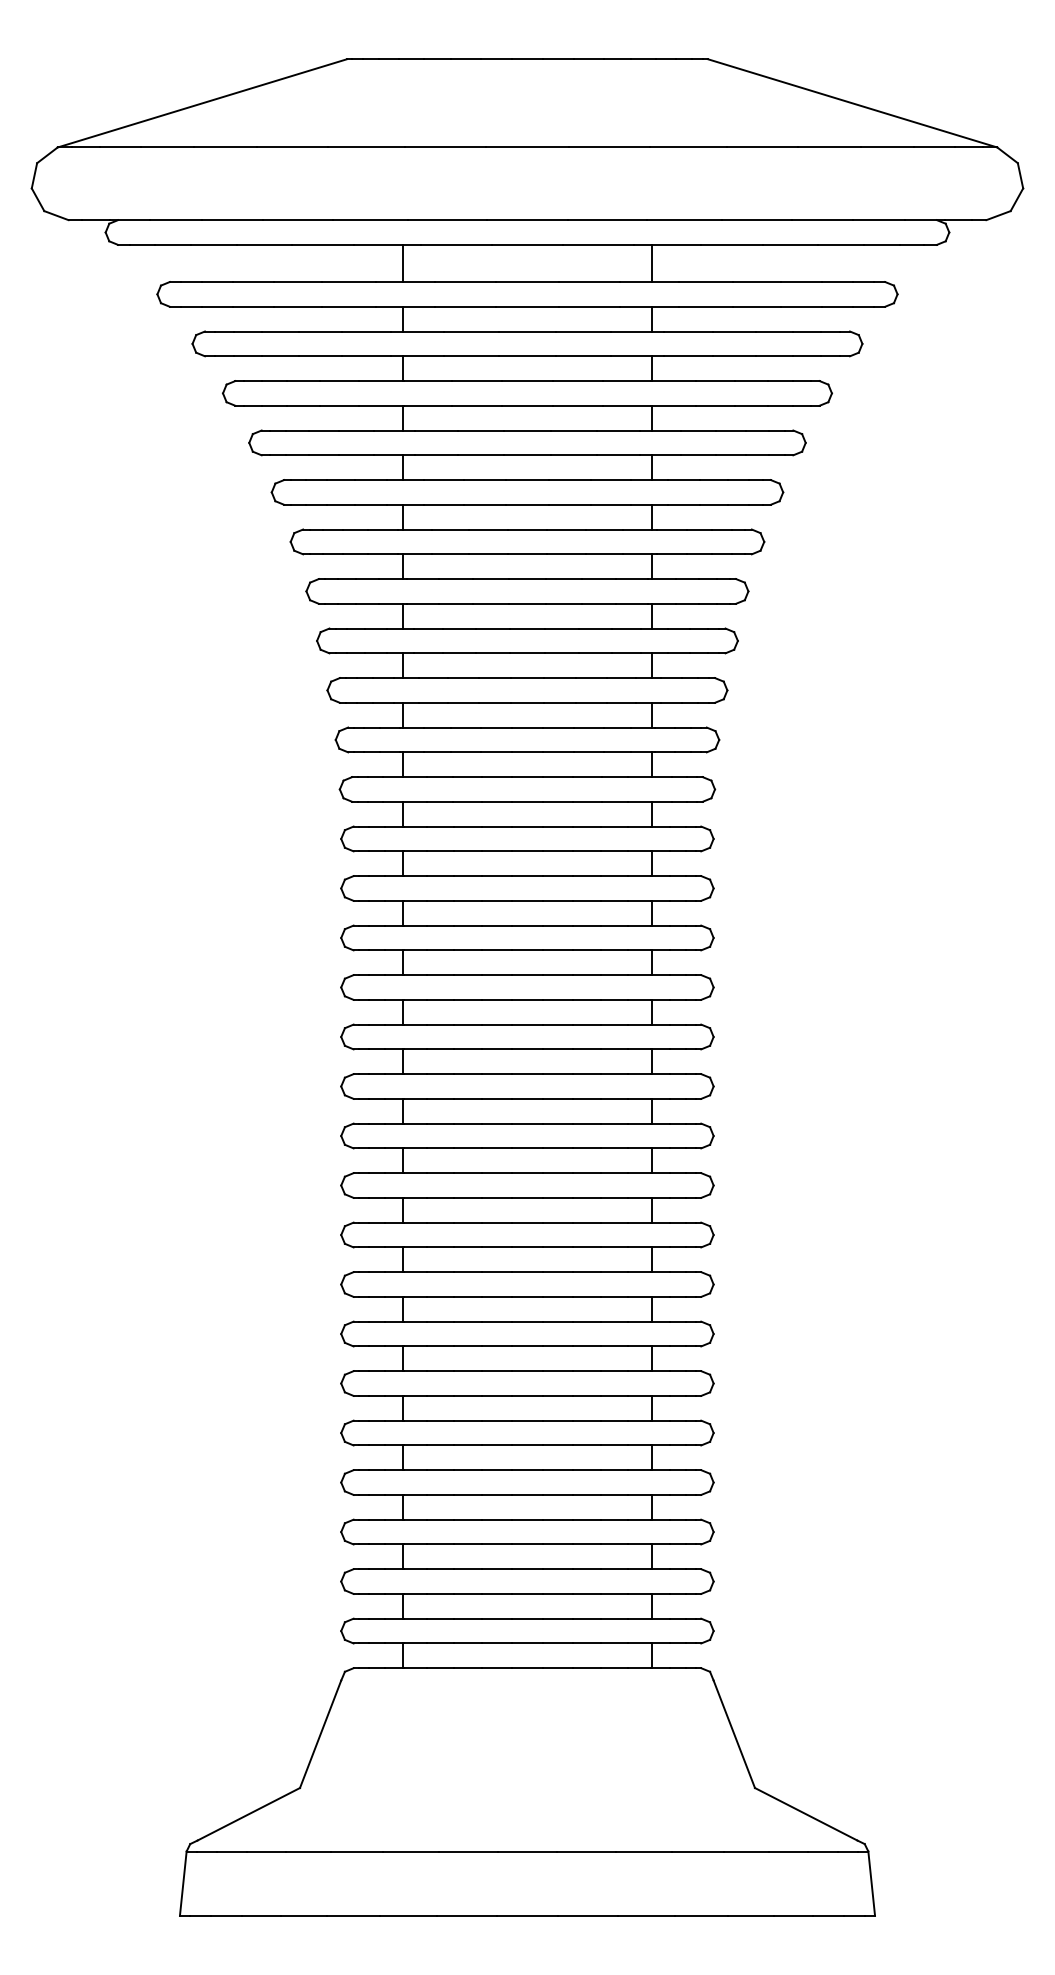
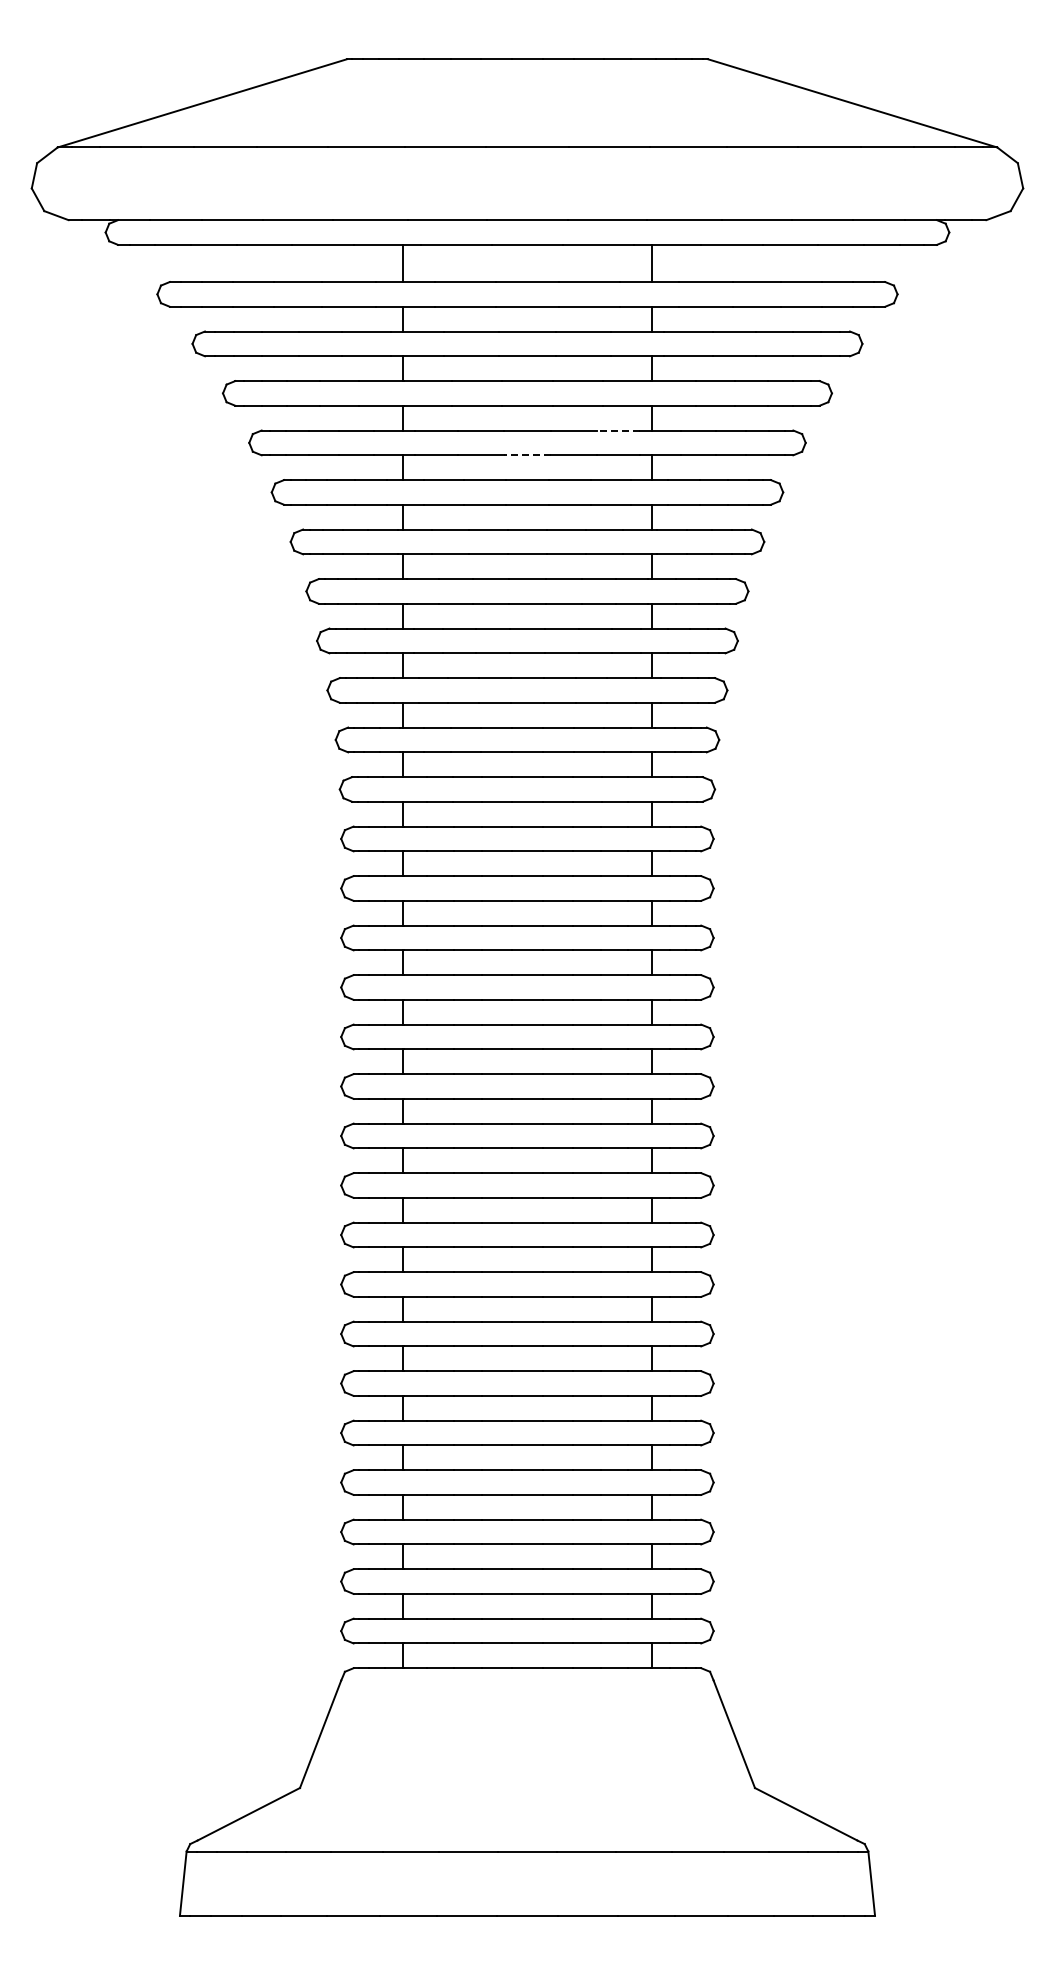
line: solid -> dashed (618, 430)
line: solid -> dashed (527, 455)
